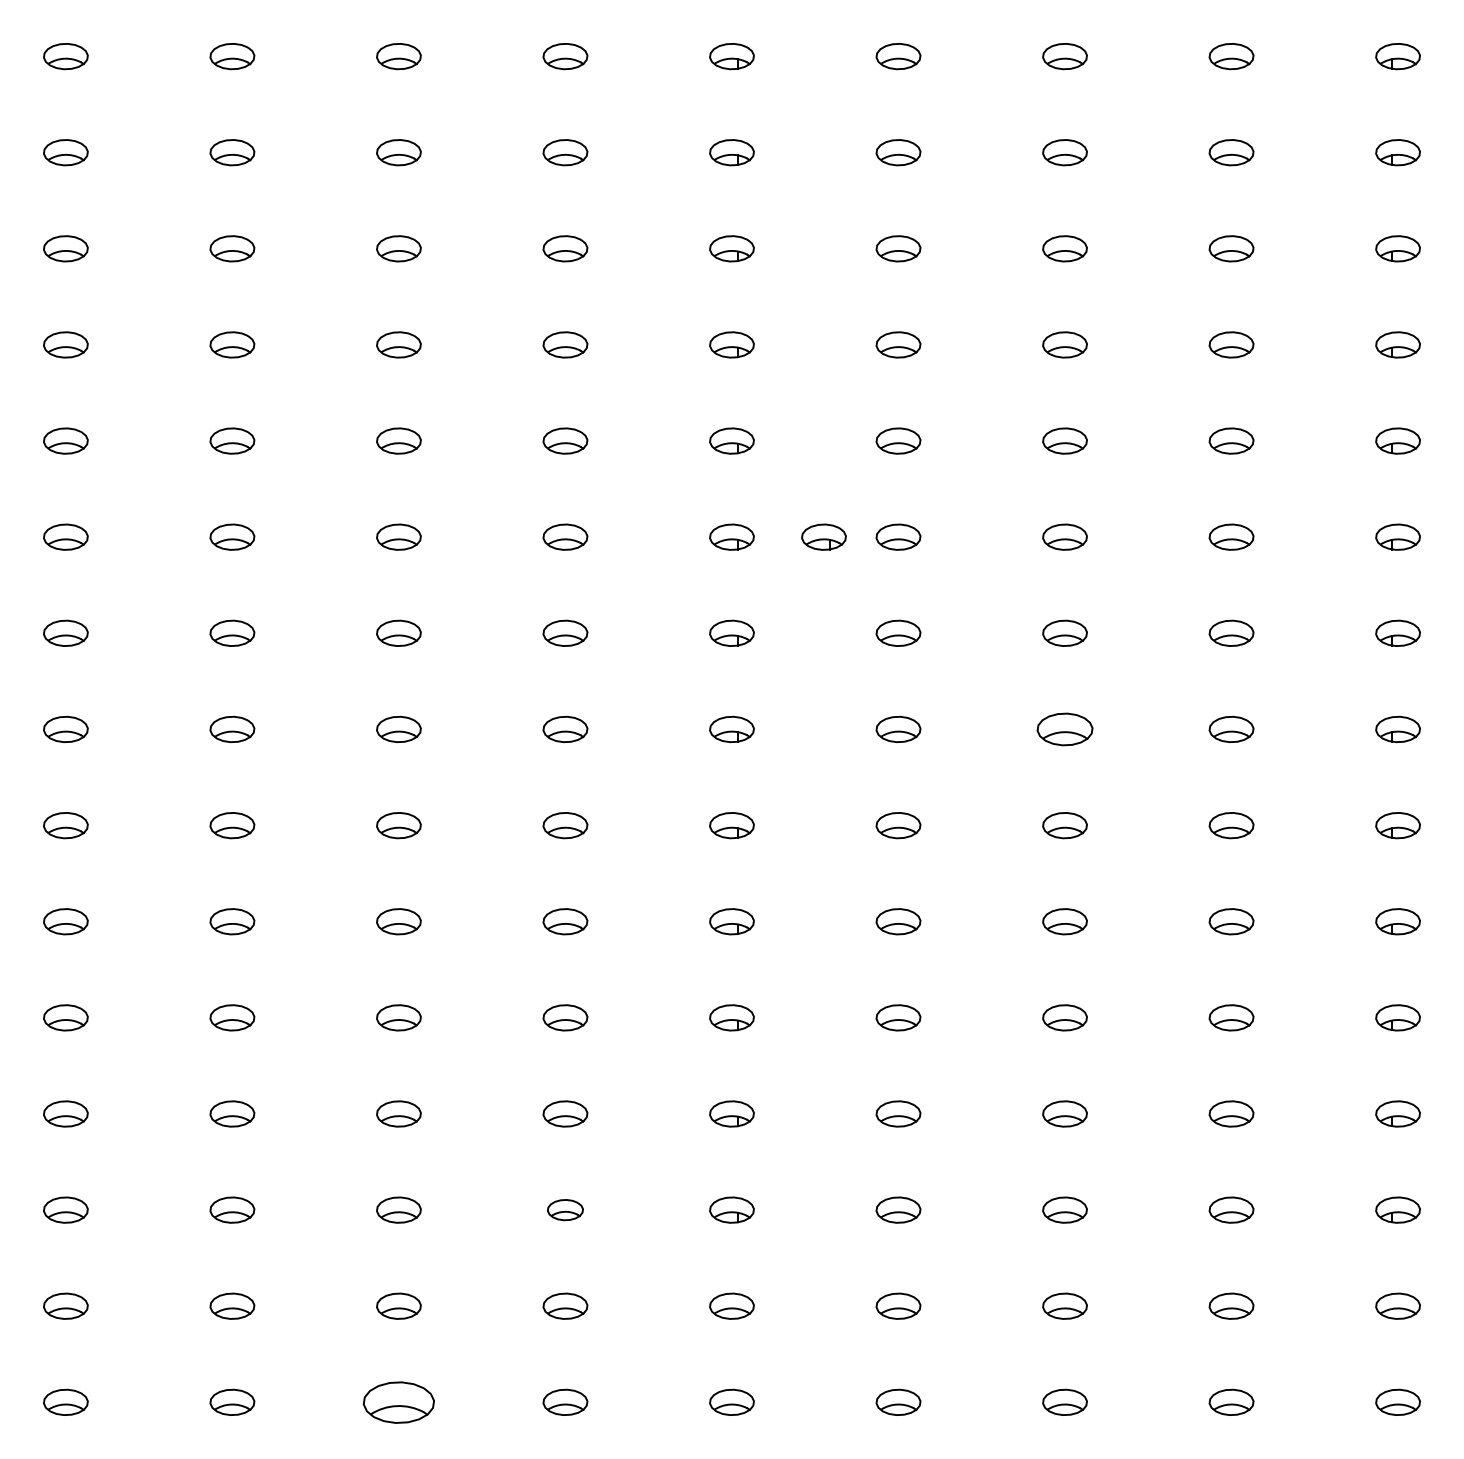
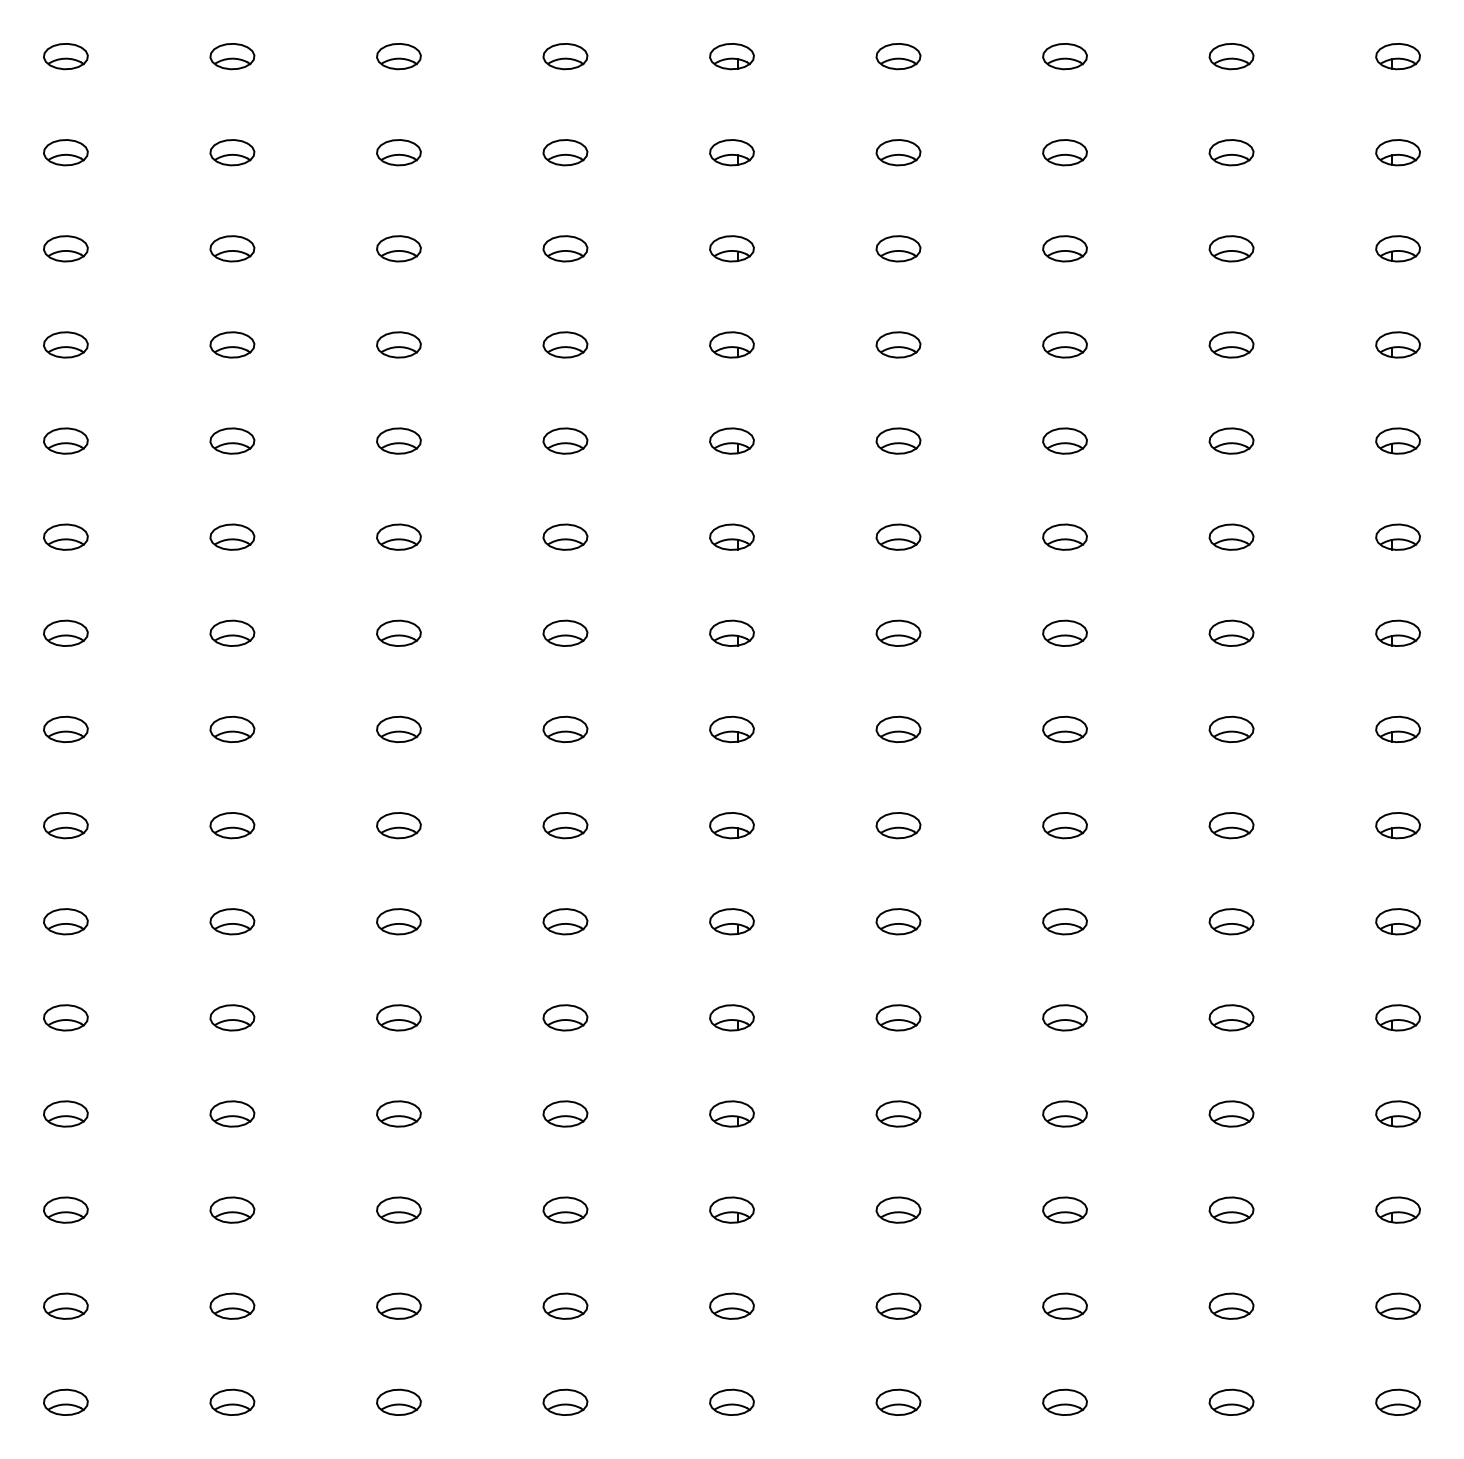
part: present -> none (823, 536)
part size: 58x35 px -> 46x29 px (1064, 729)
part size: 37x23 px -> 47x28 px (565, 1209)
part size: 73x43 px -> 46x28 px (398, 1401)
